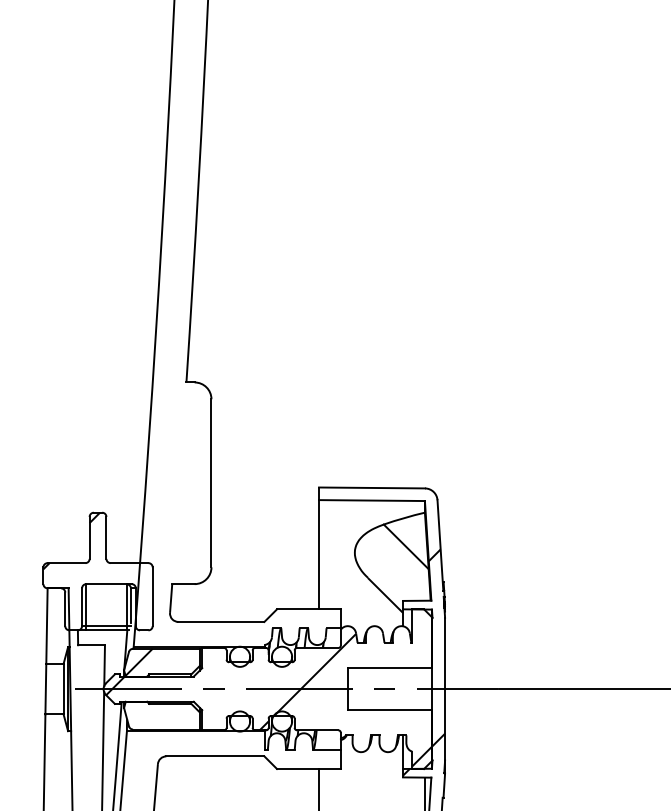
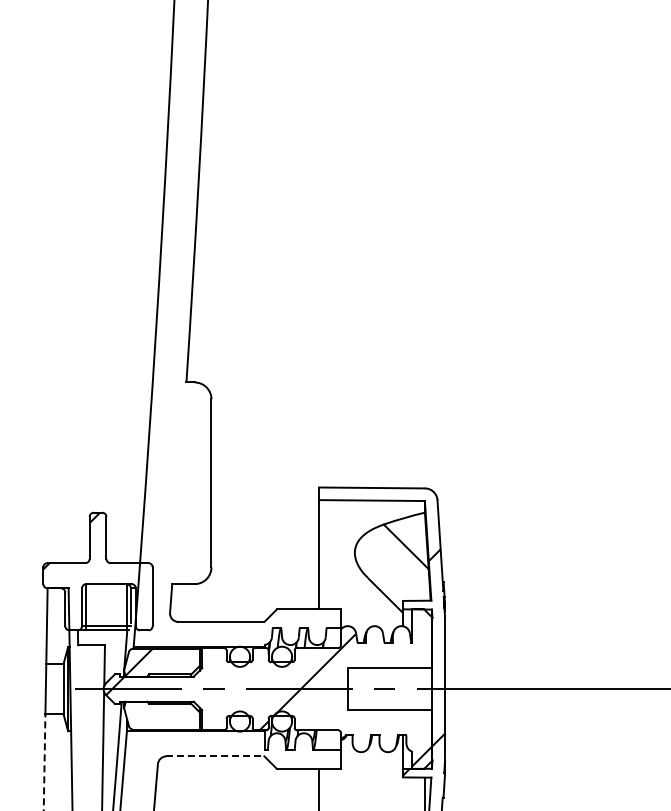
line: solid -> dashed (215, 756)
line: solid -> dashed (44, 762)
